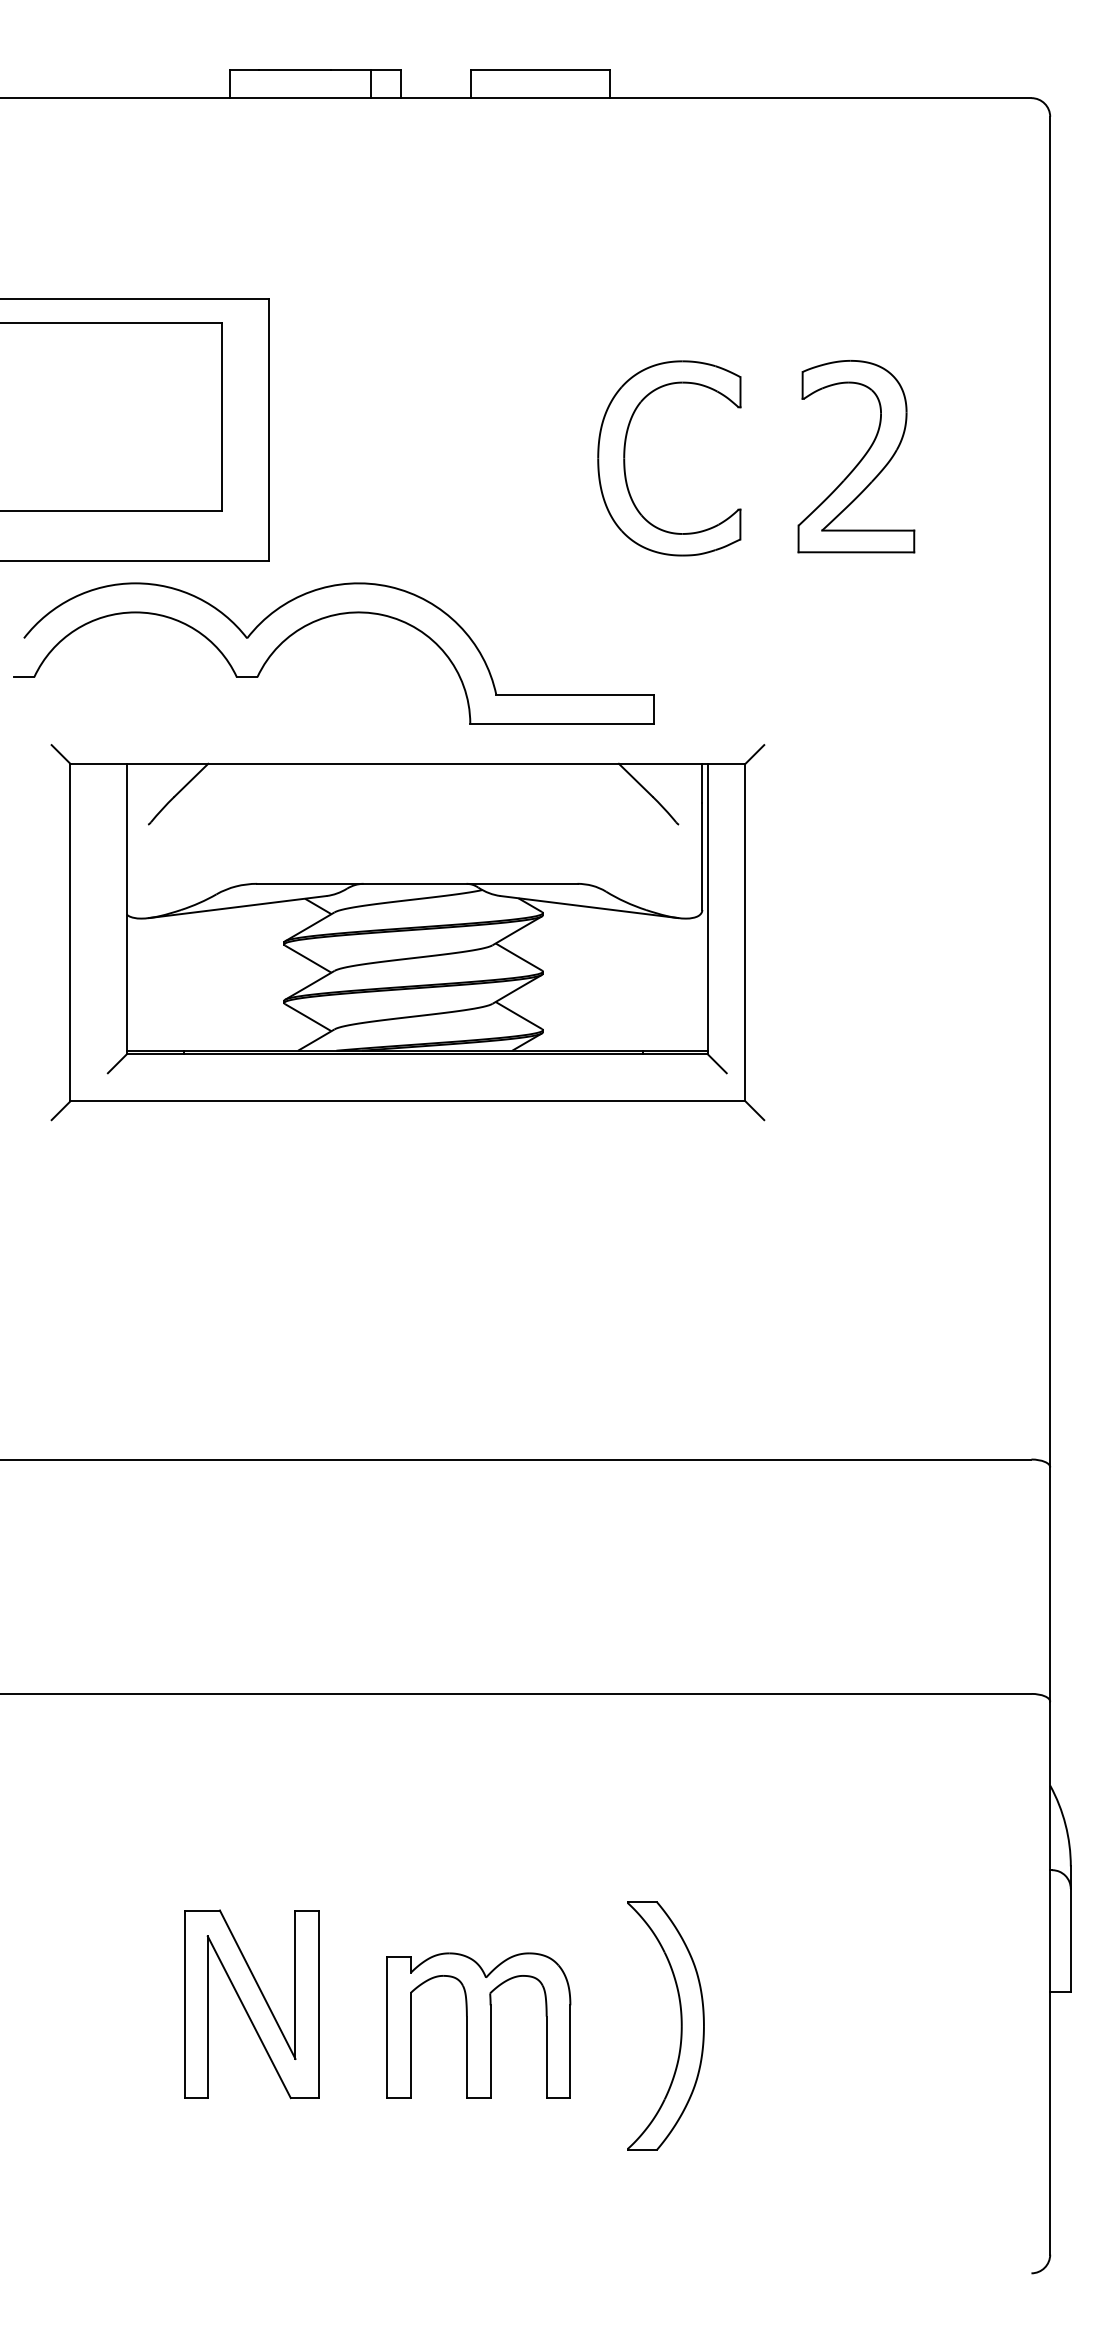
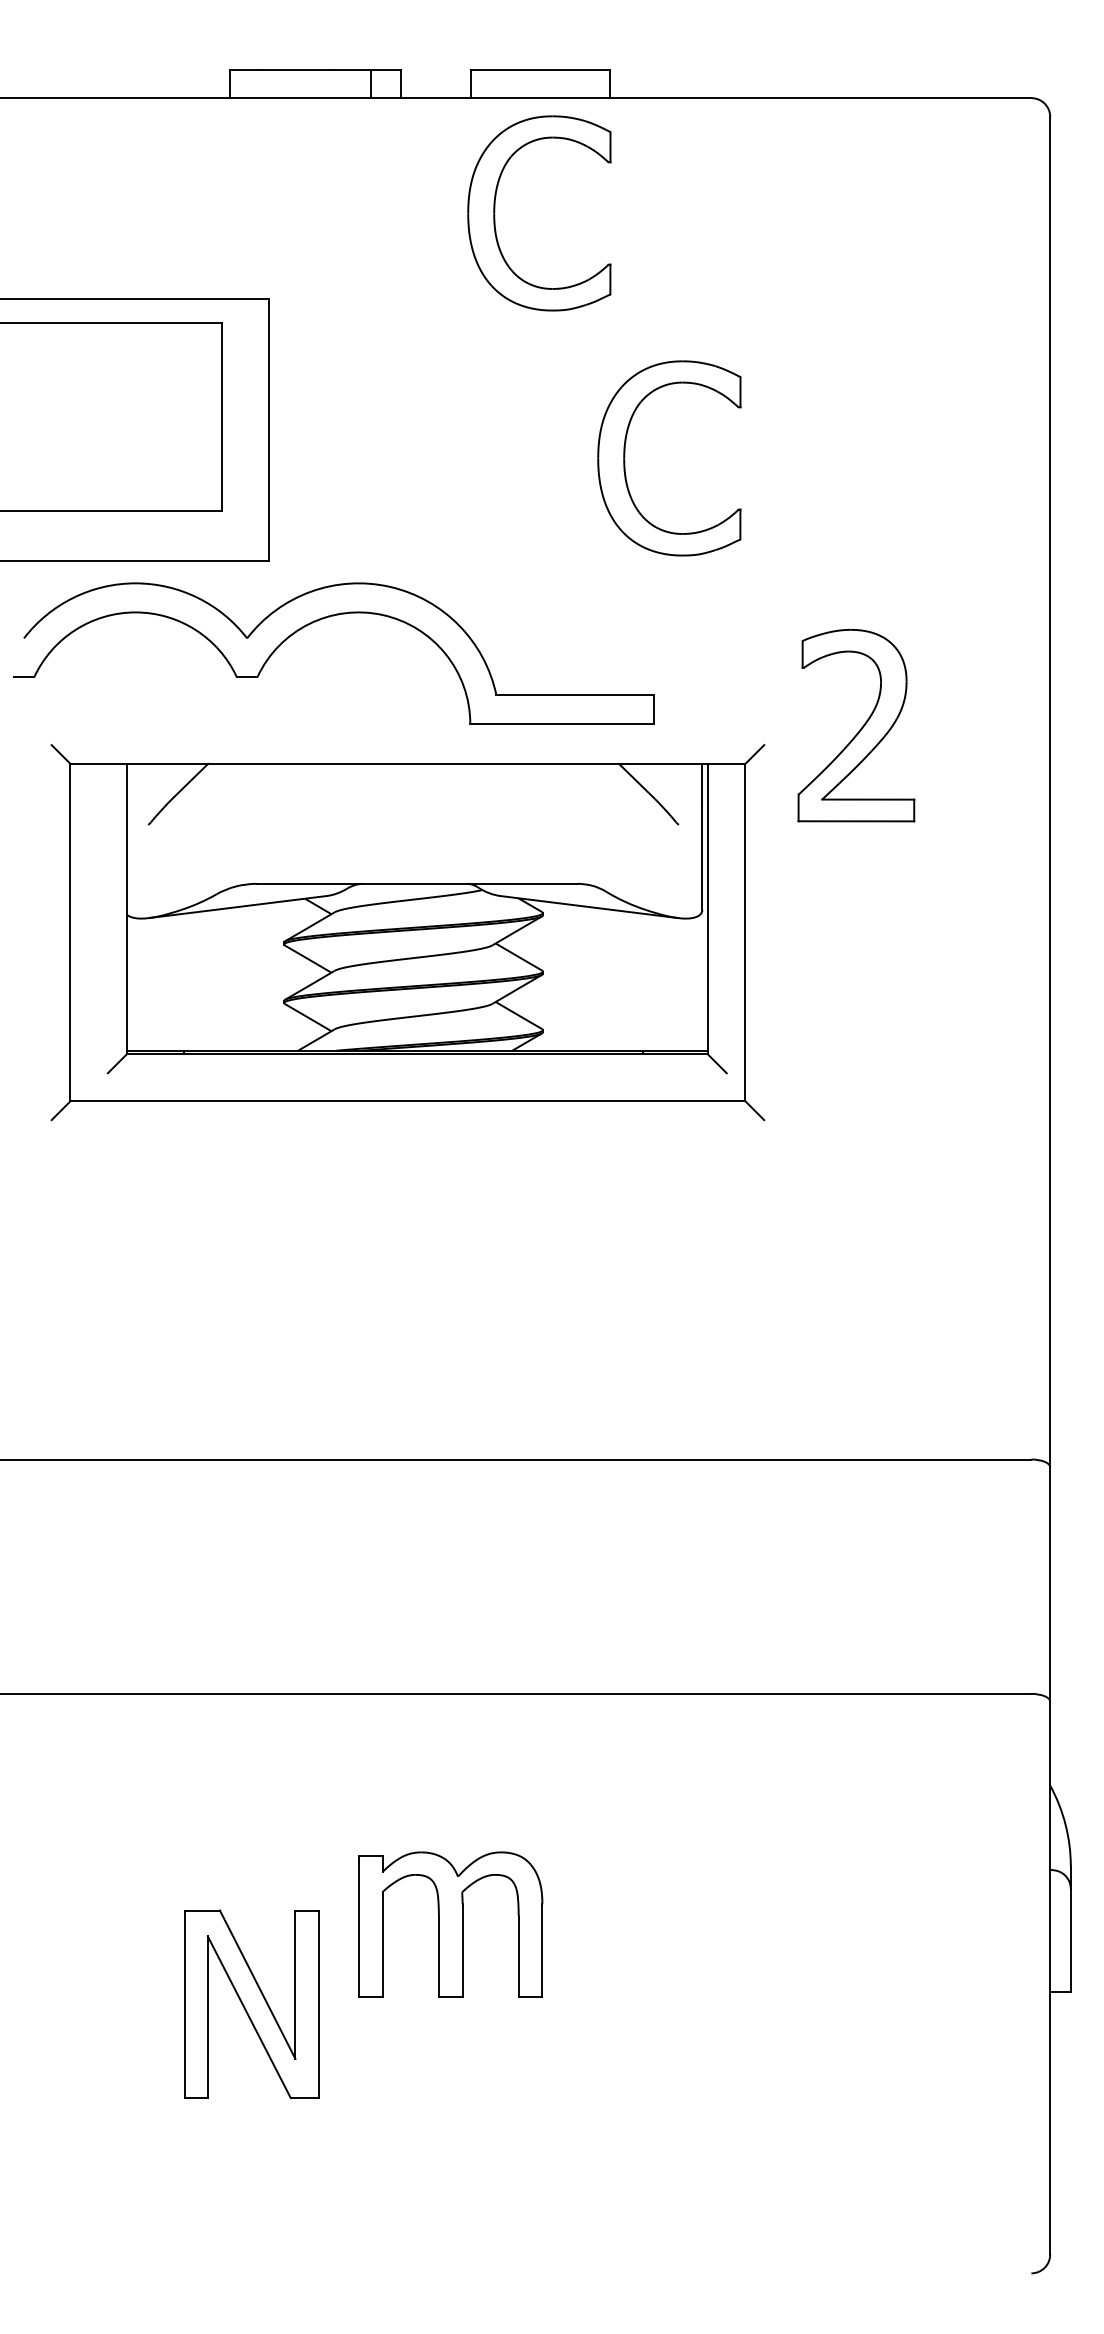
part: none -> present (495, 213)
part position: (856, 456) -> (856, 725) (856, 725)
part position: (478, 2025) -> (450, 1924) (450, 1924)
part: present -> none (680, 2025)
